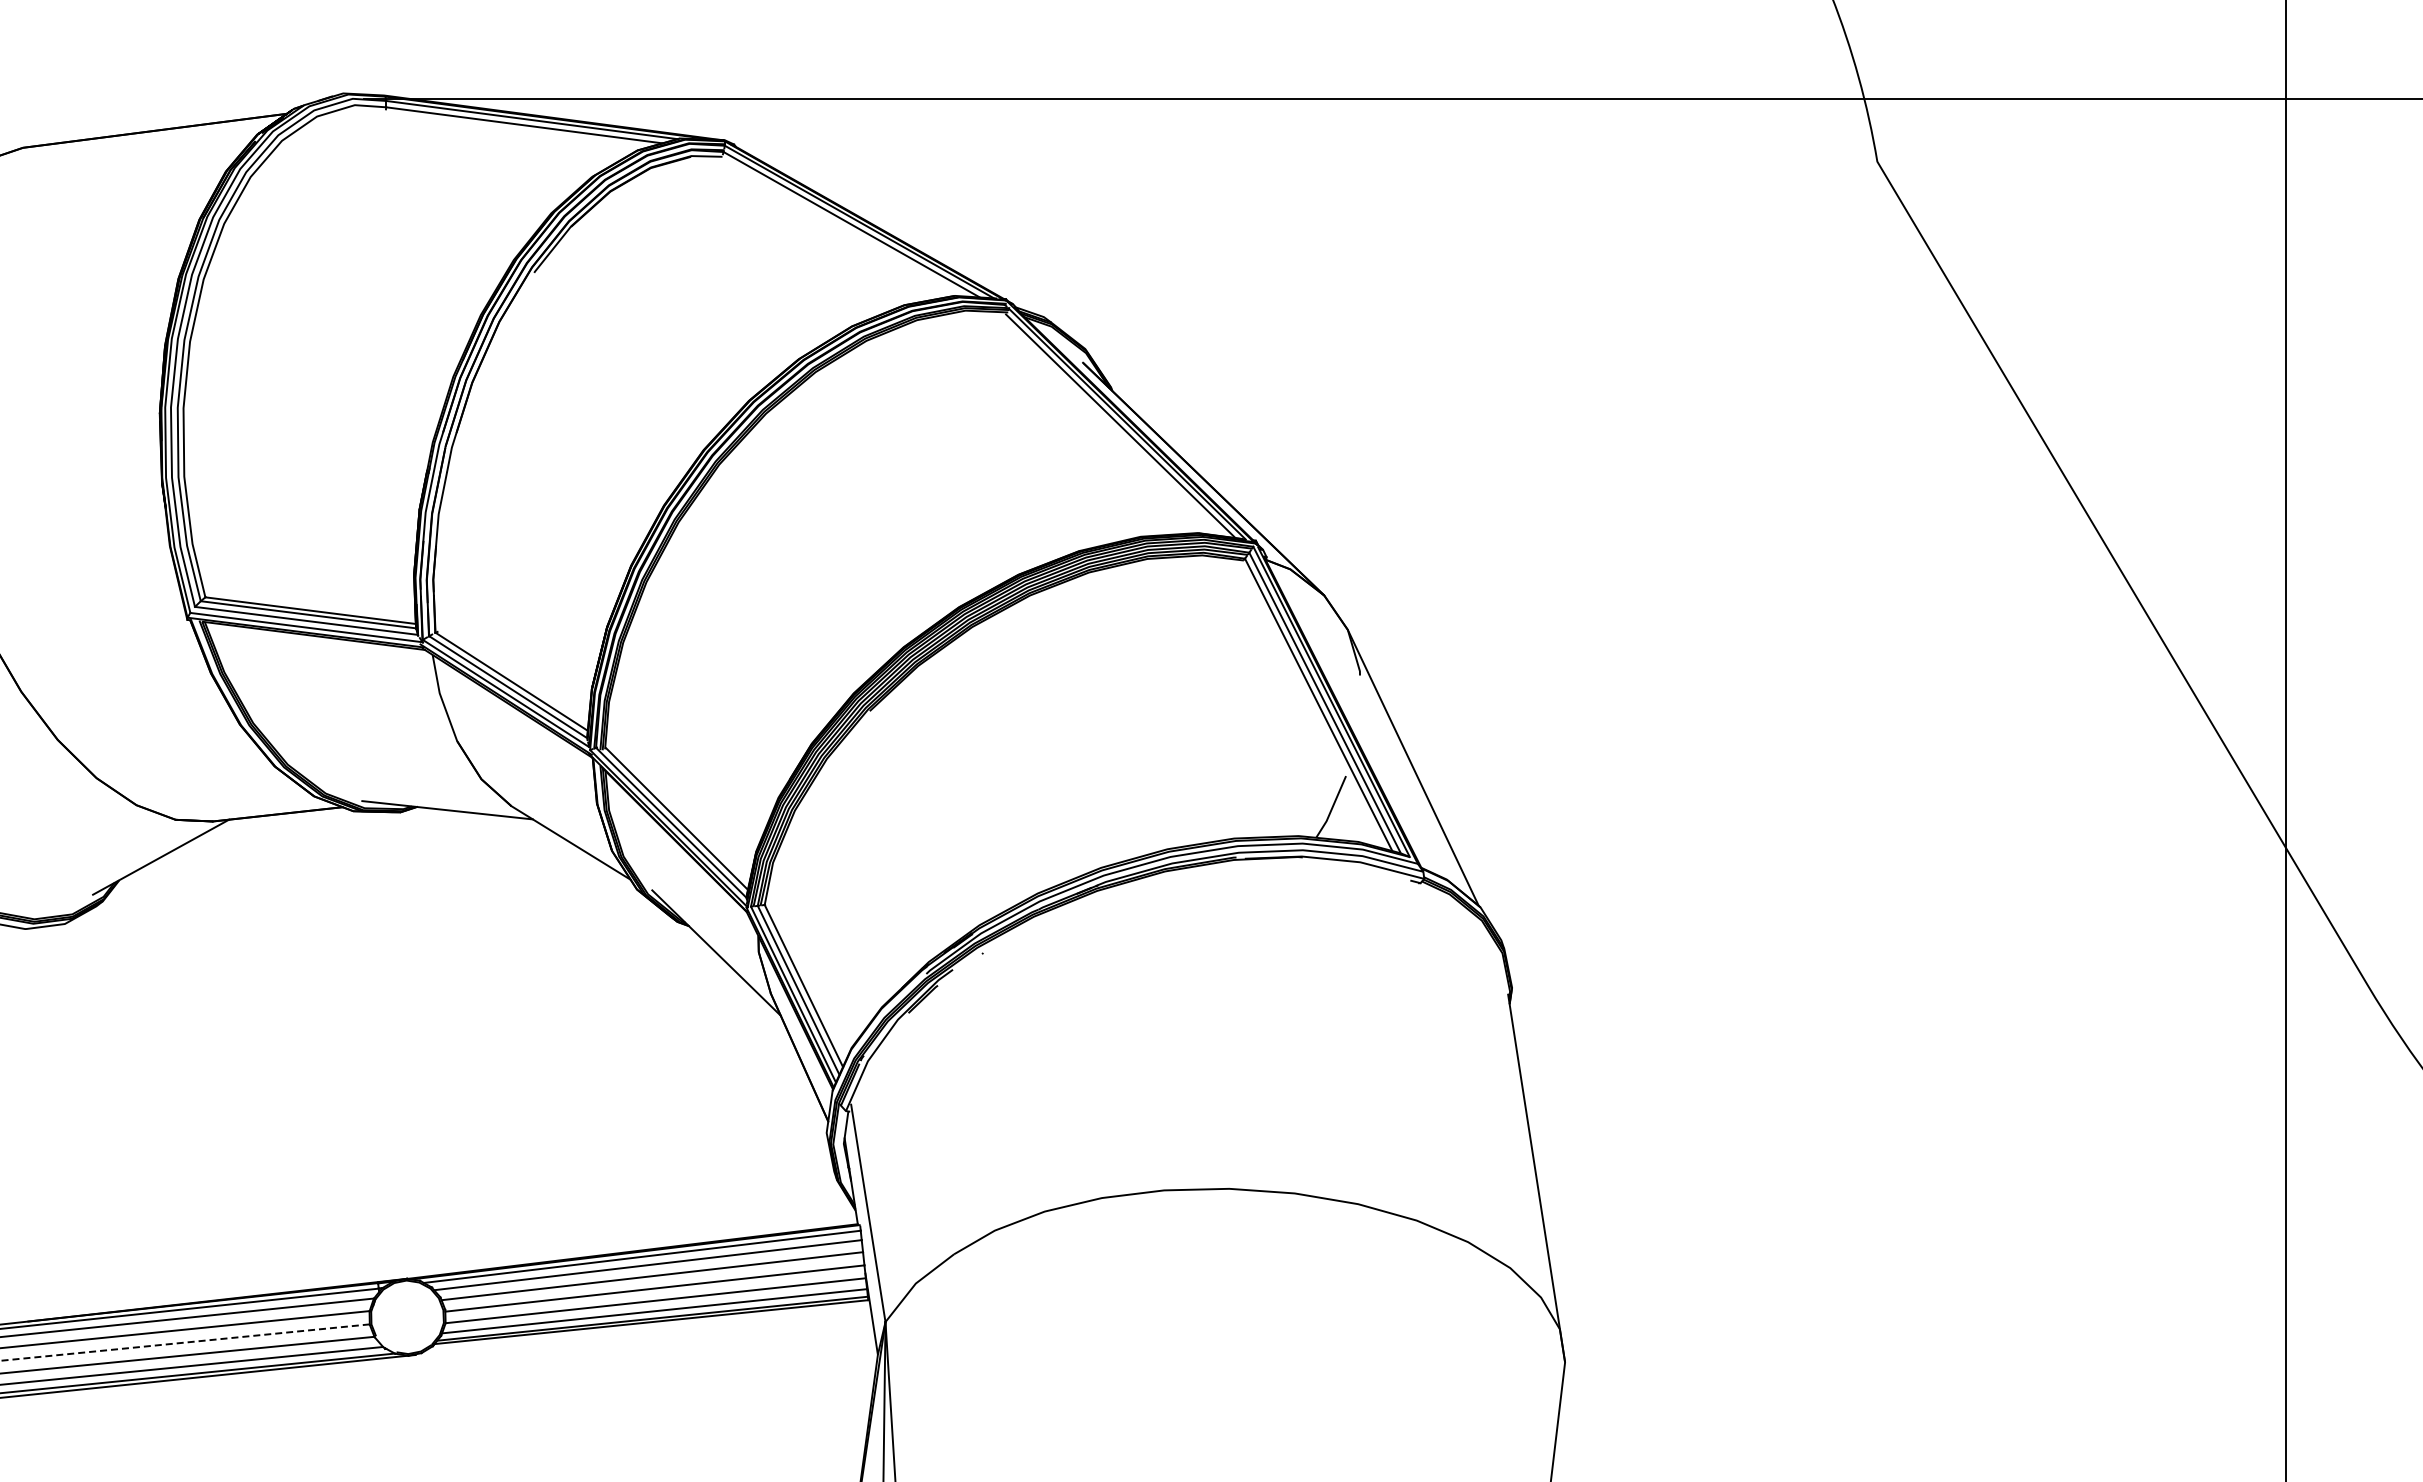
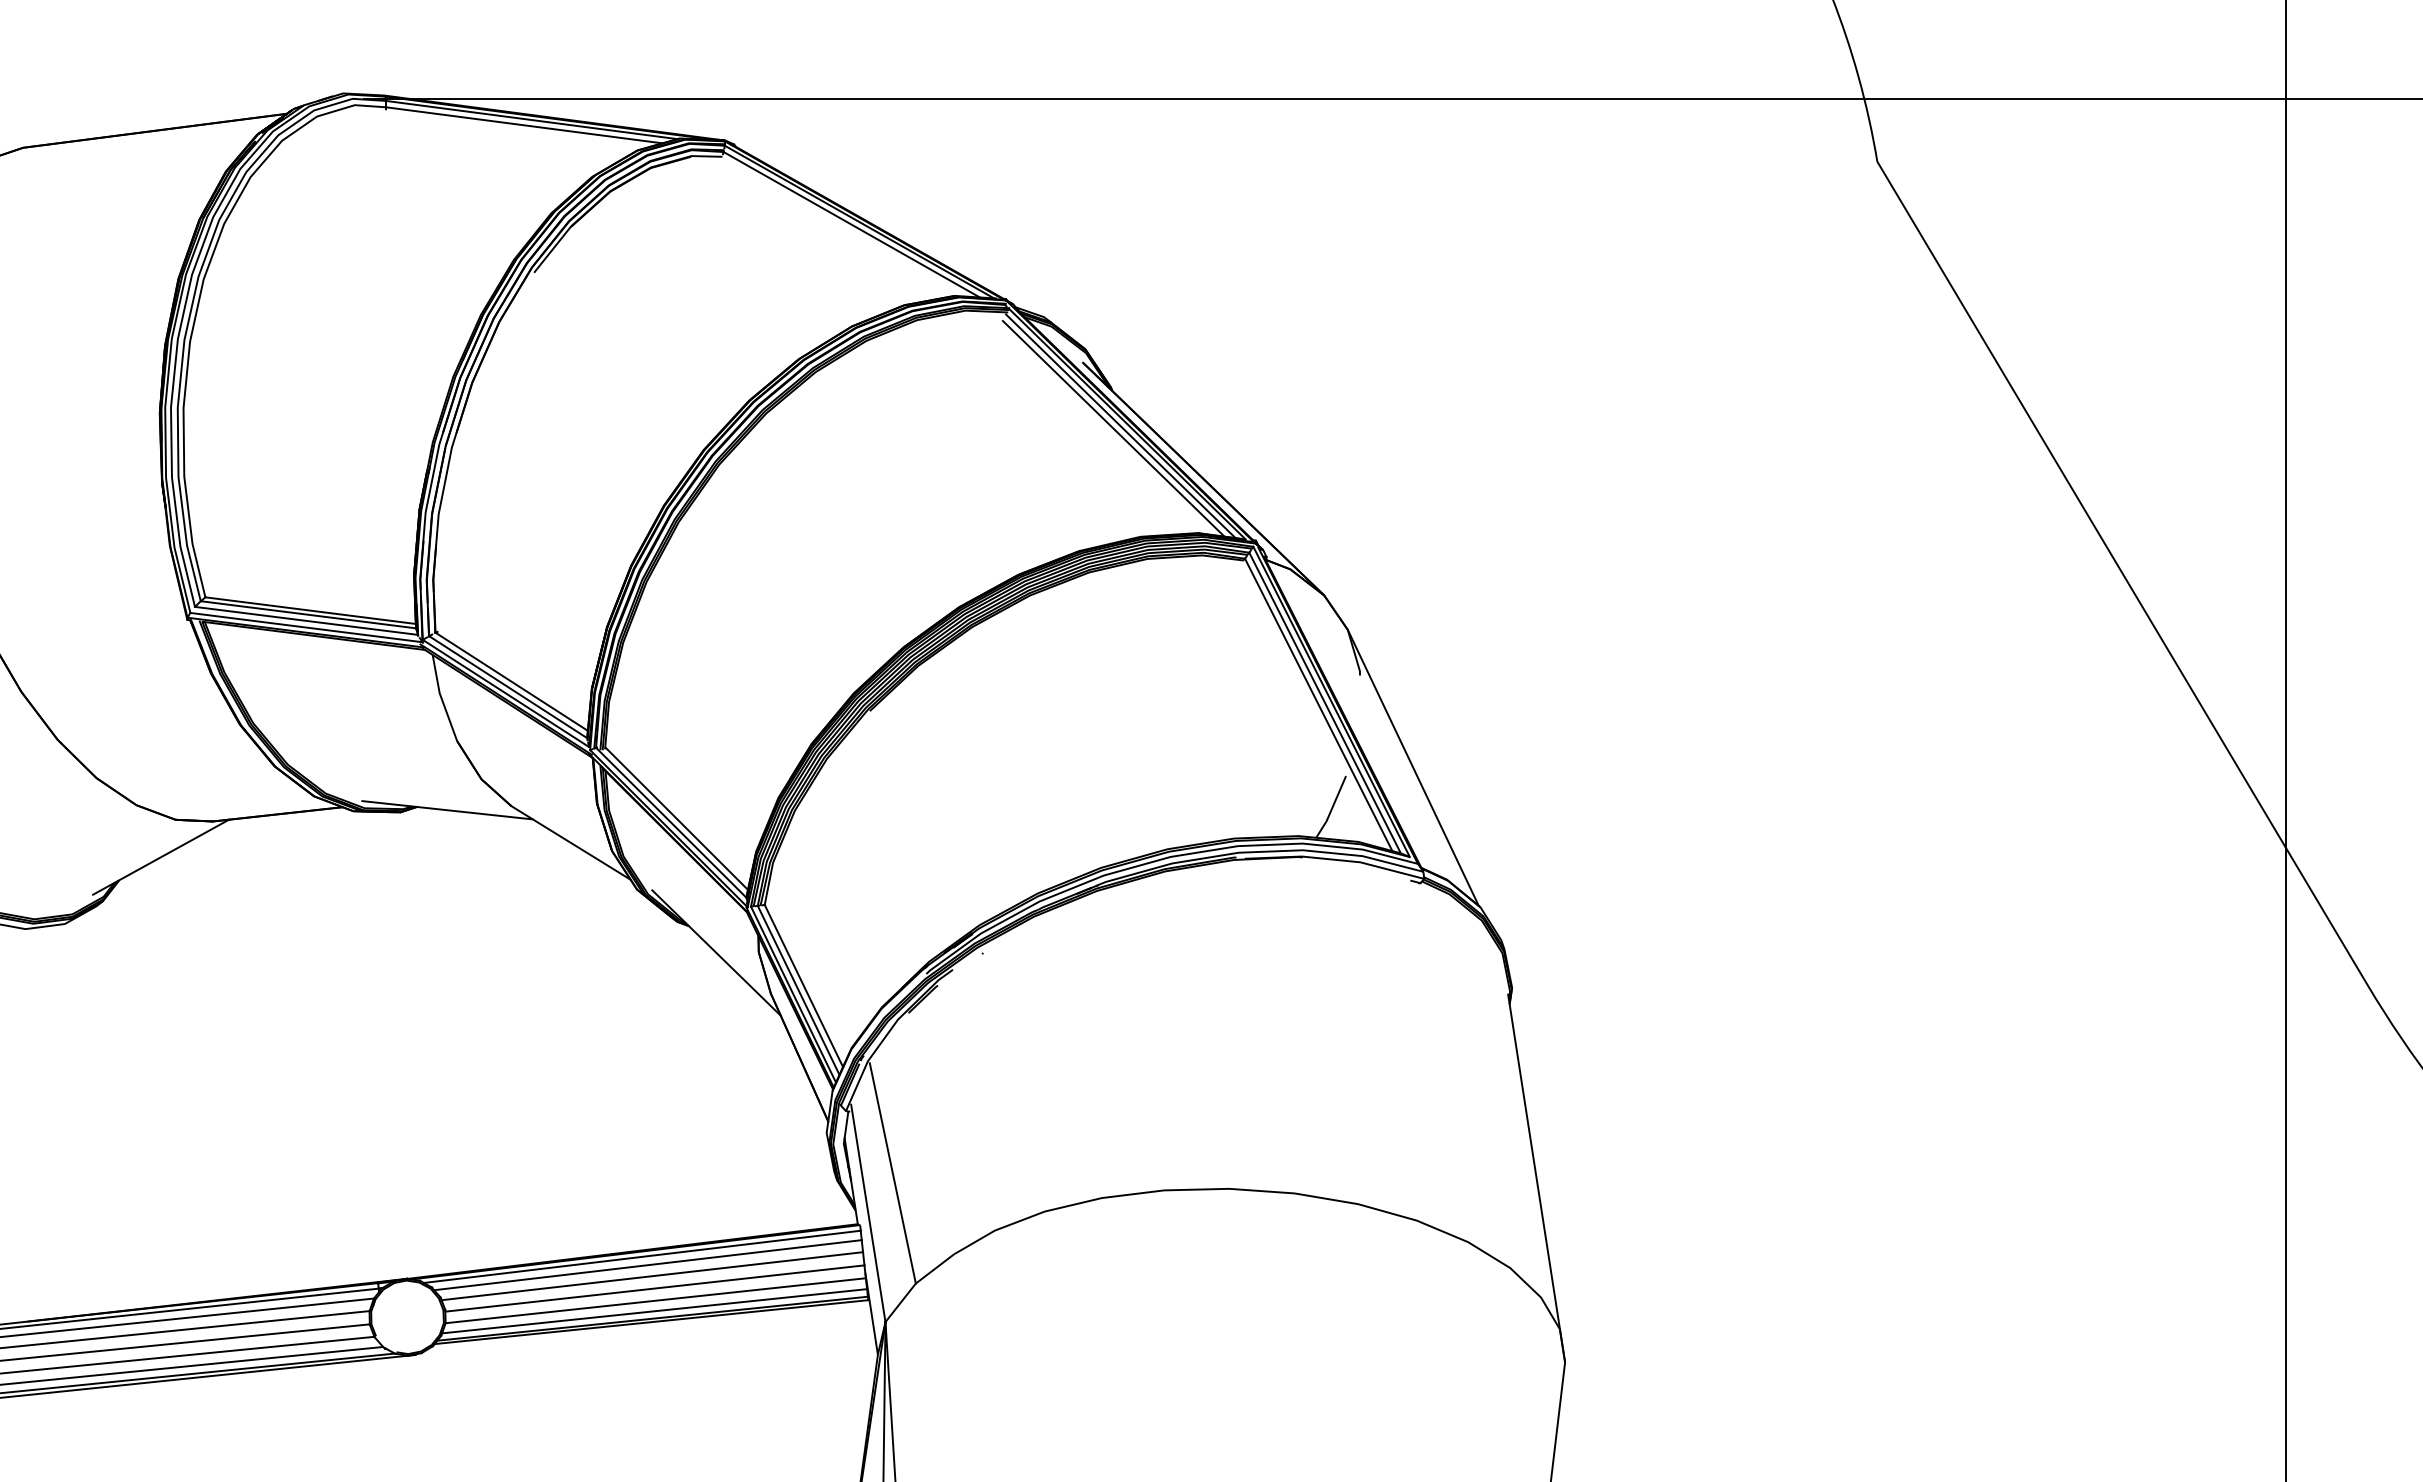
line: none -> present (1113, 428)
line: none -> present (892, 1173)
line: dashed -> solid (185, 1342)
